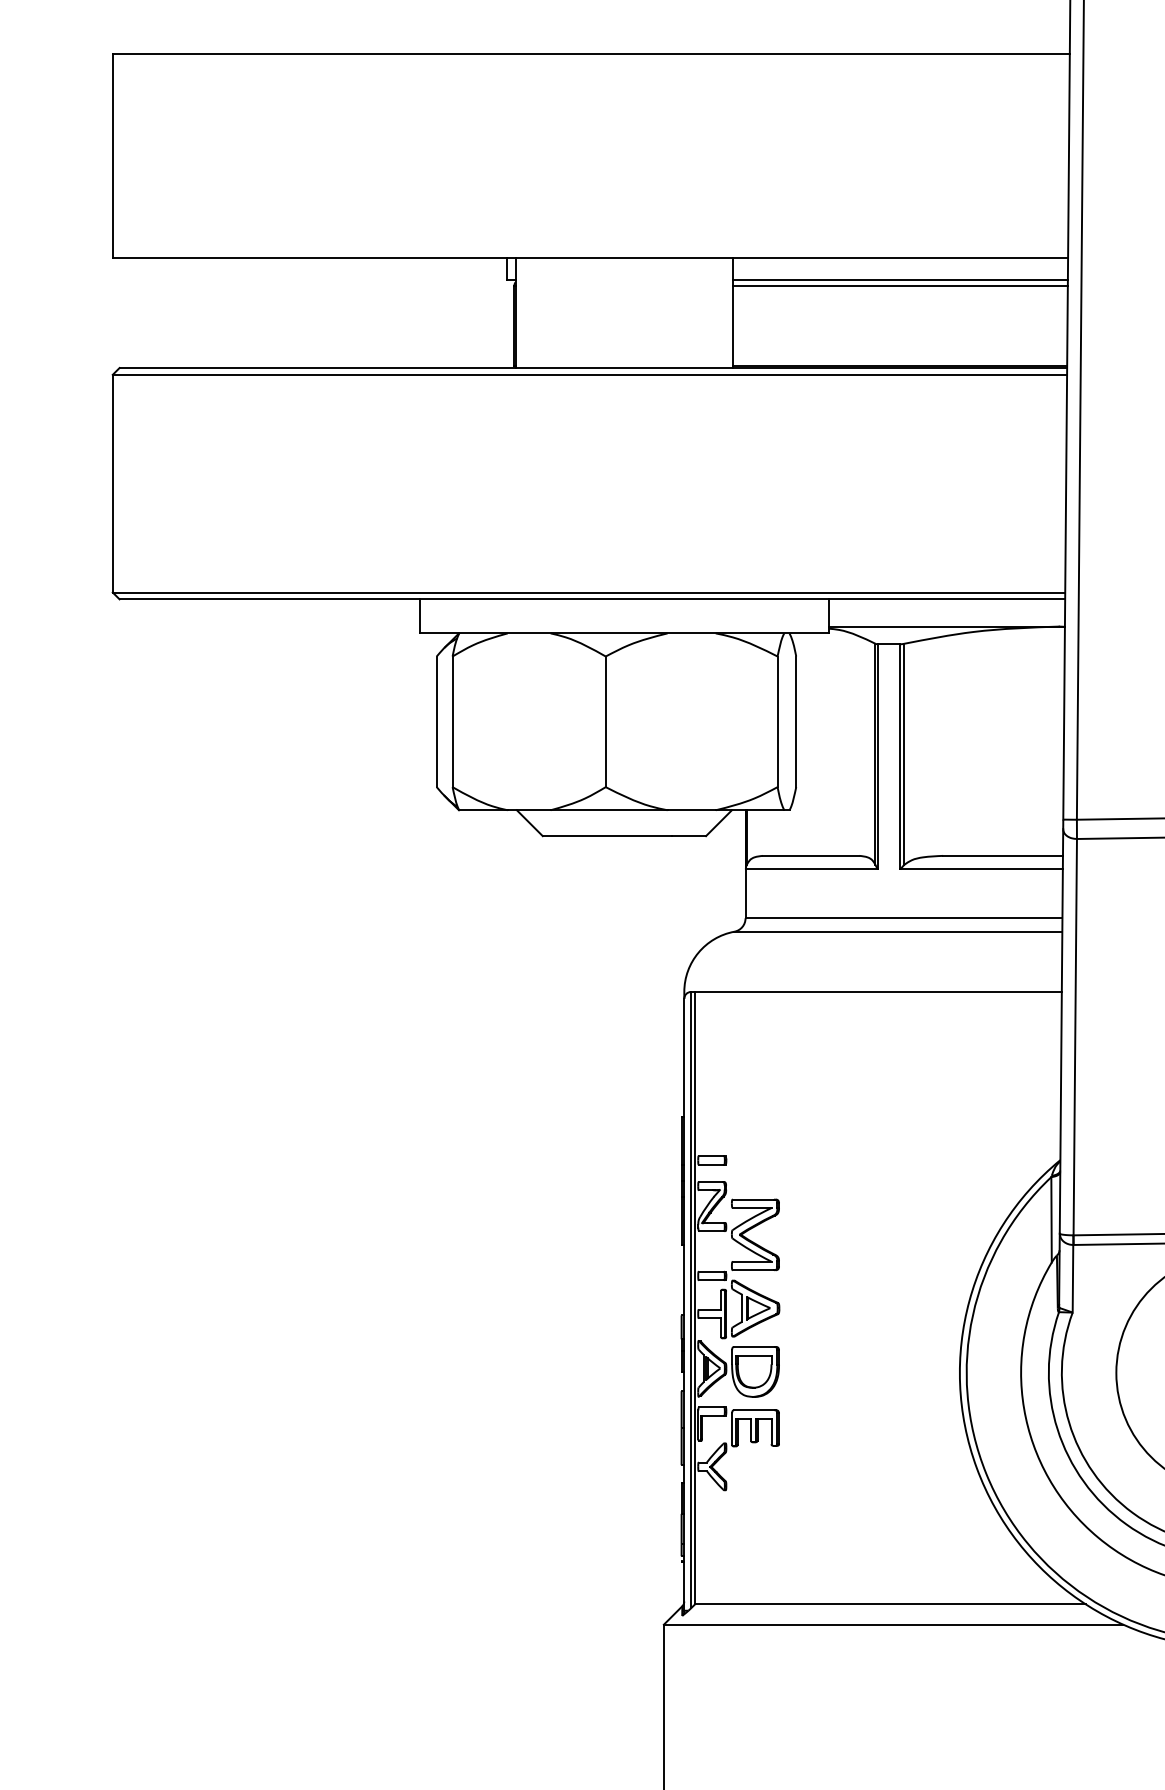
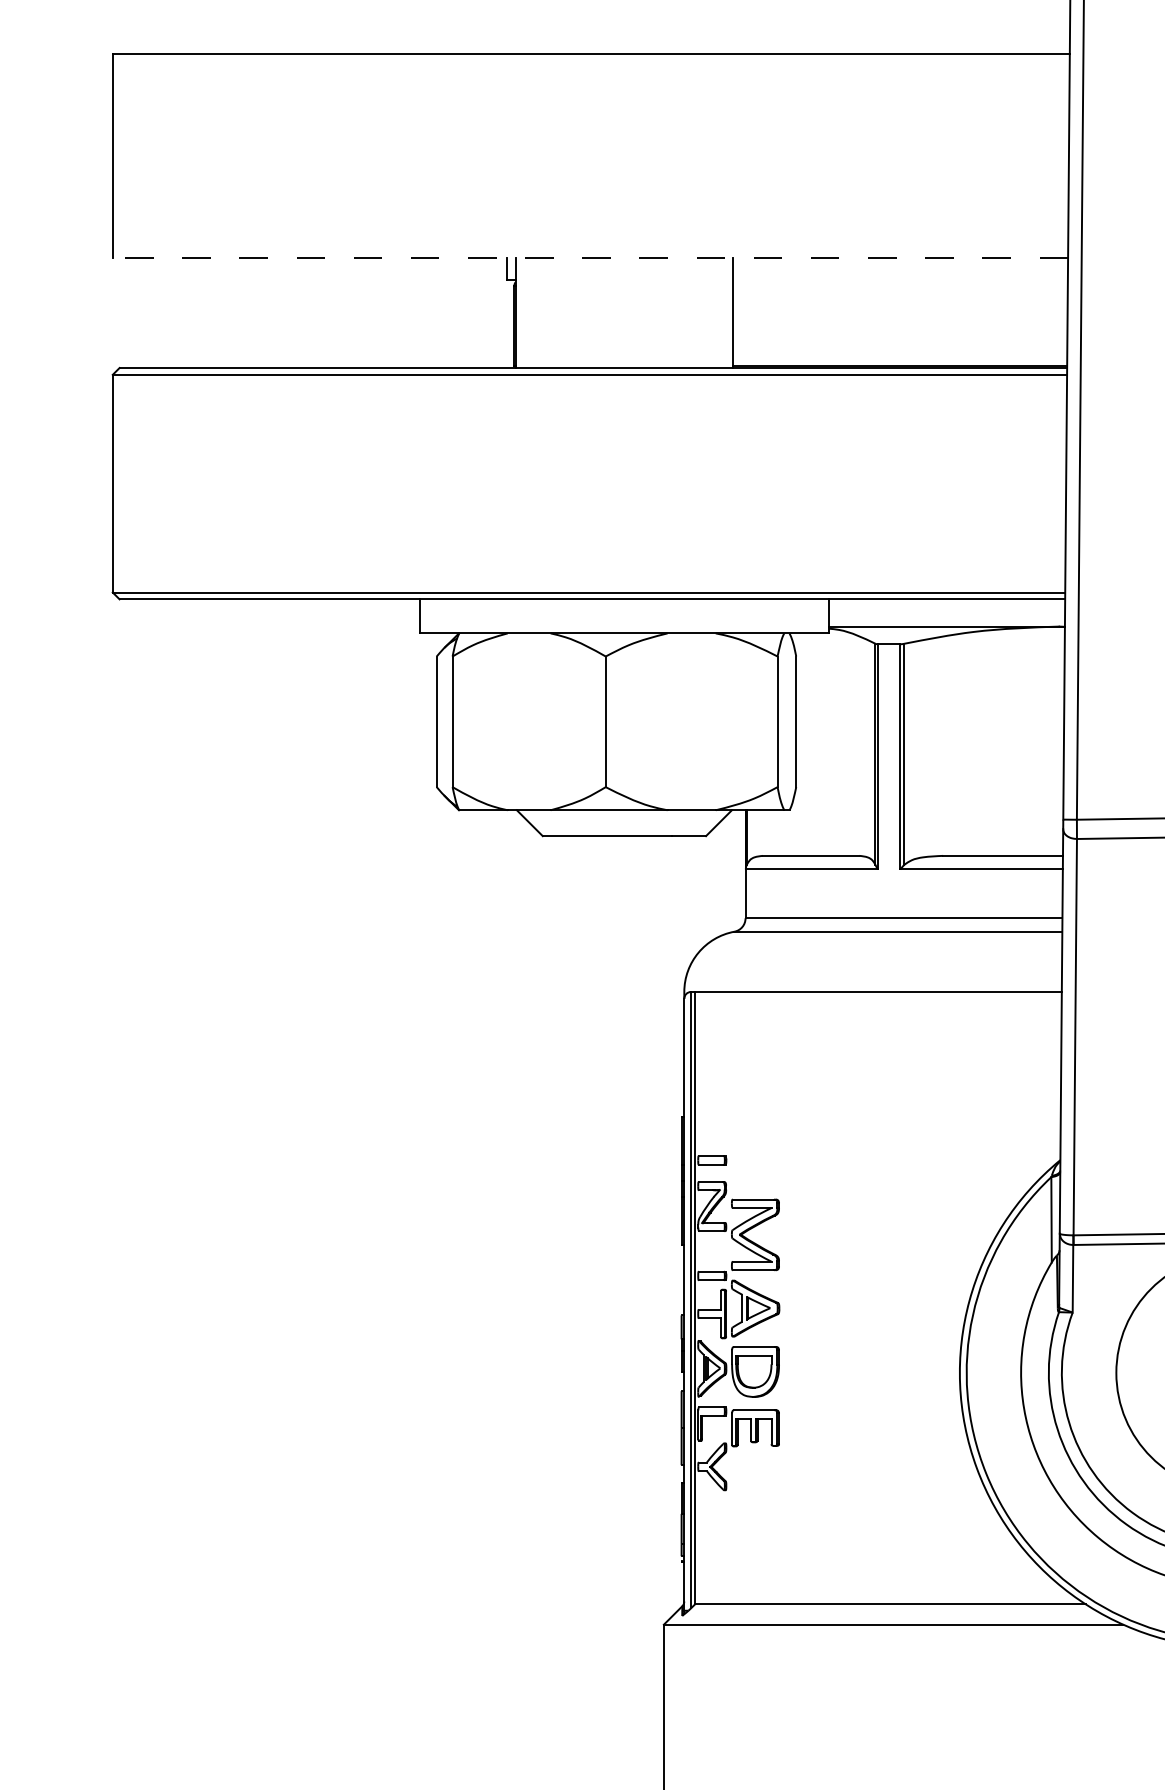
line: solid -> dashed (590, 257)
line: present -> none (900, 279)
line: present -> none (900, 286)
